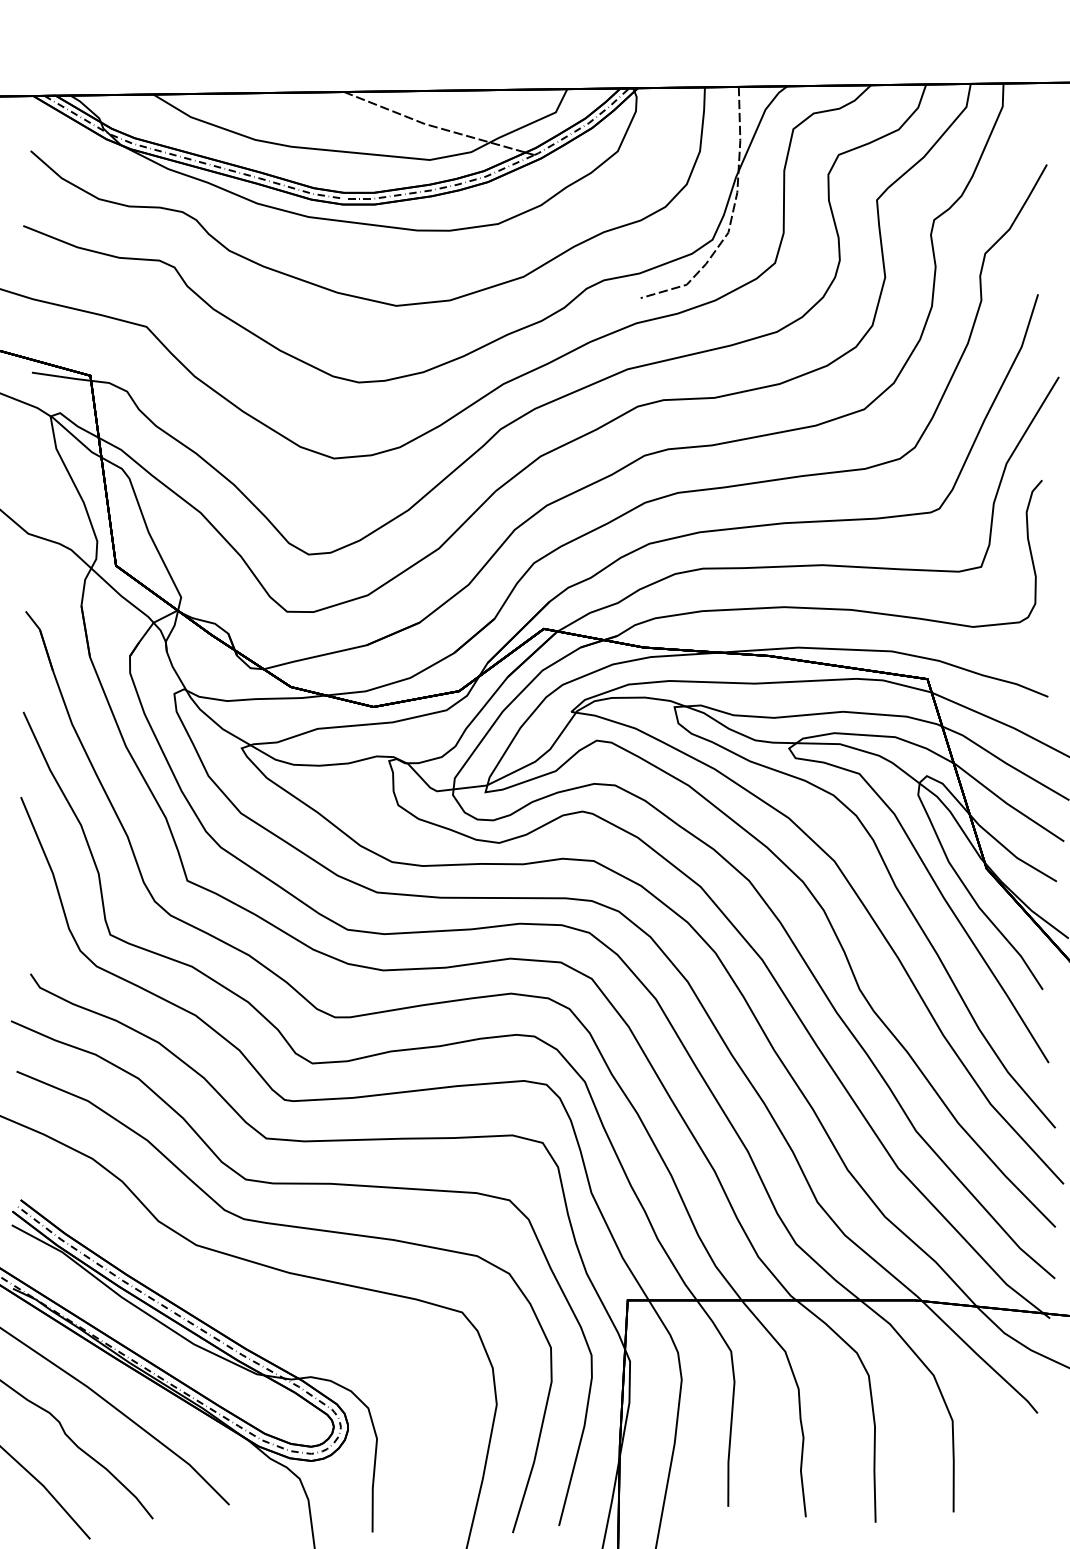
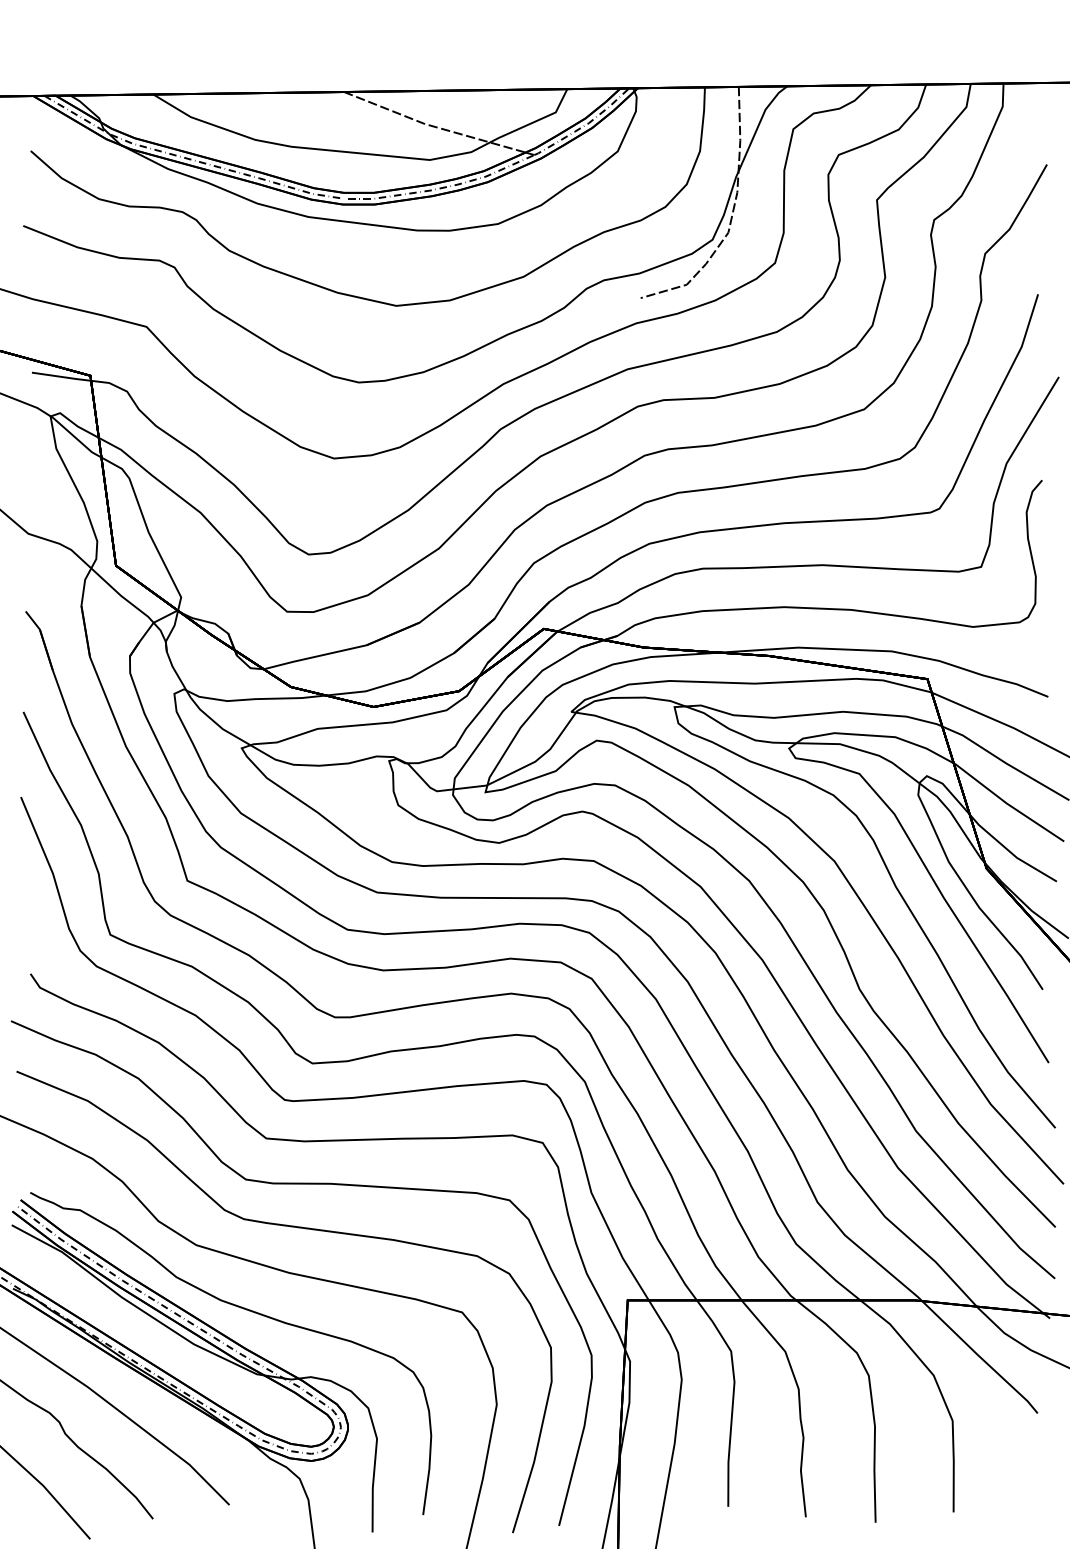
curve: none -> present (246, 1310)
